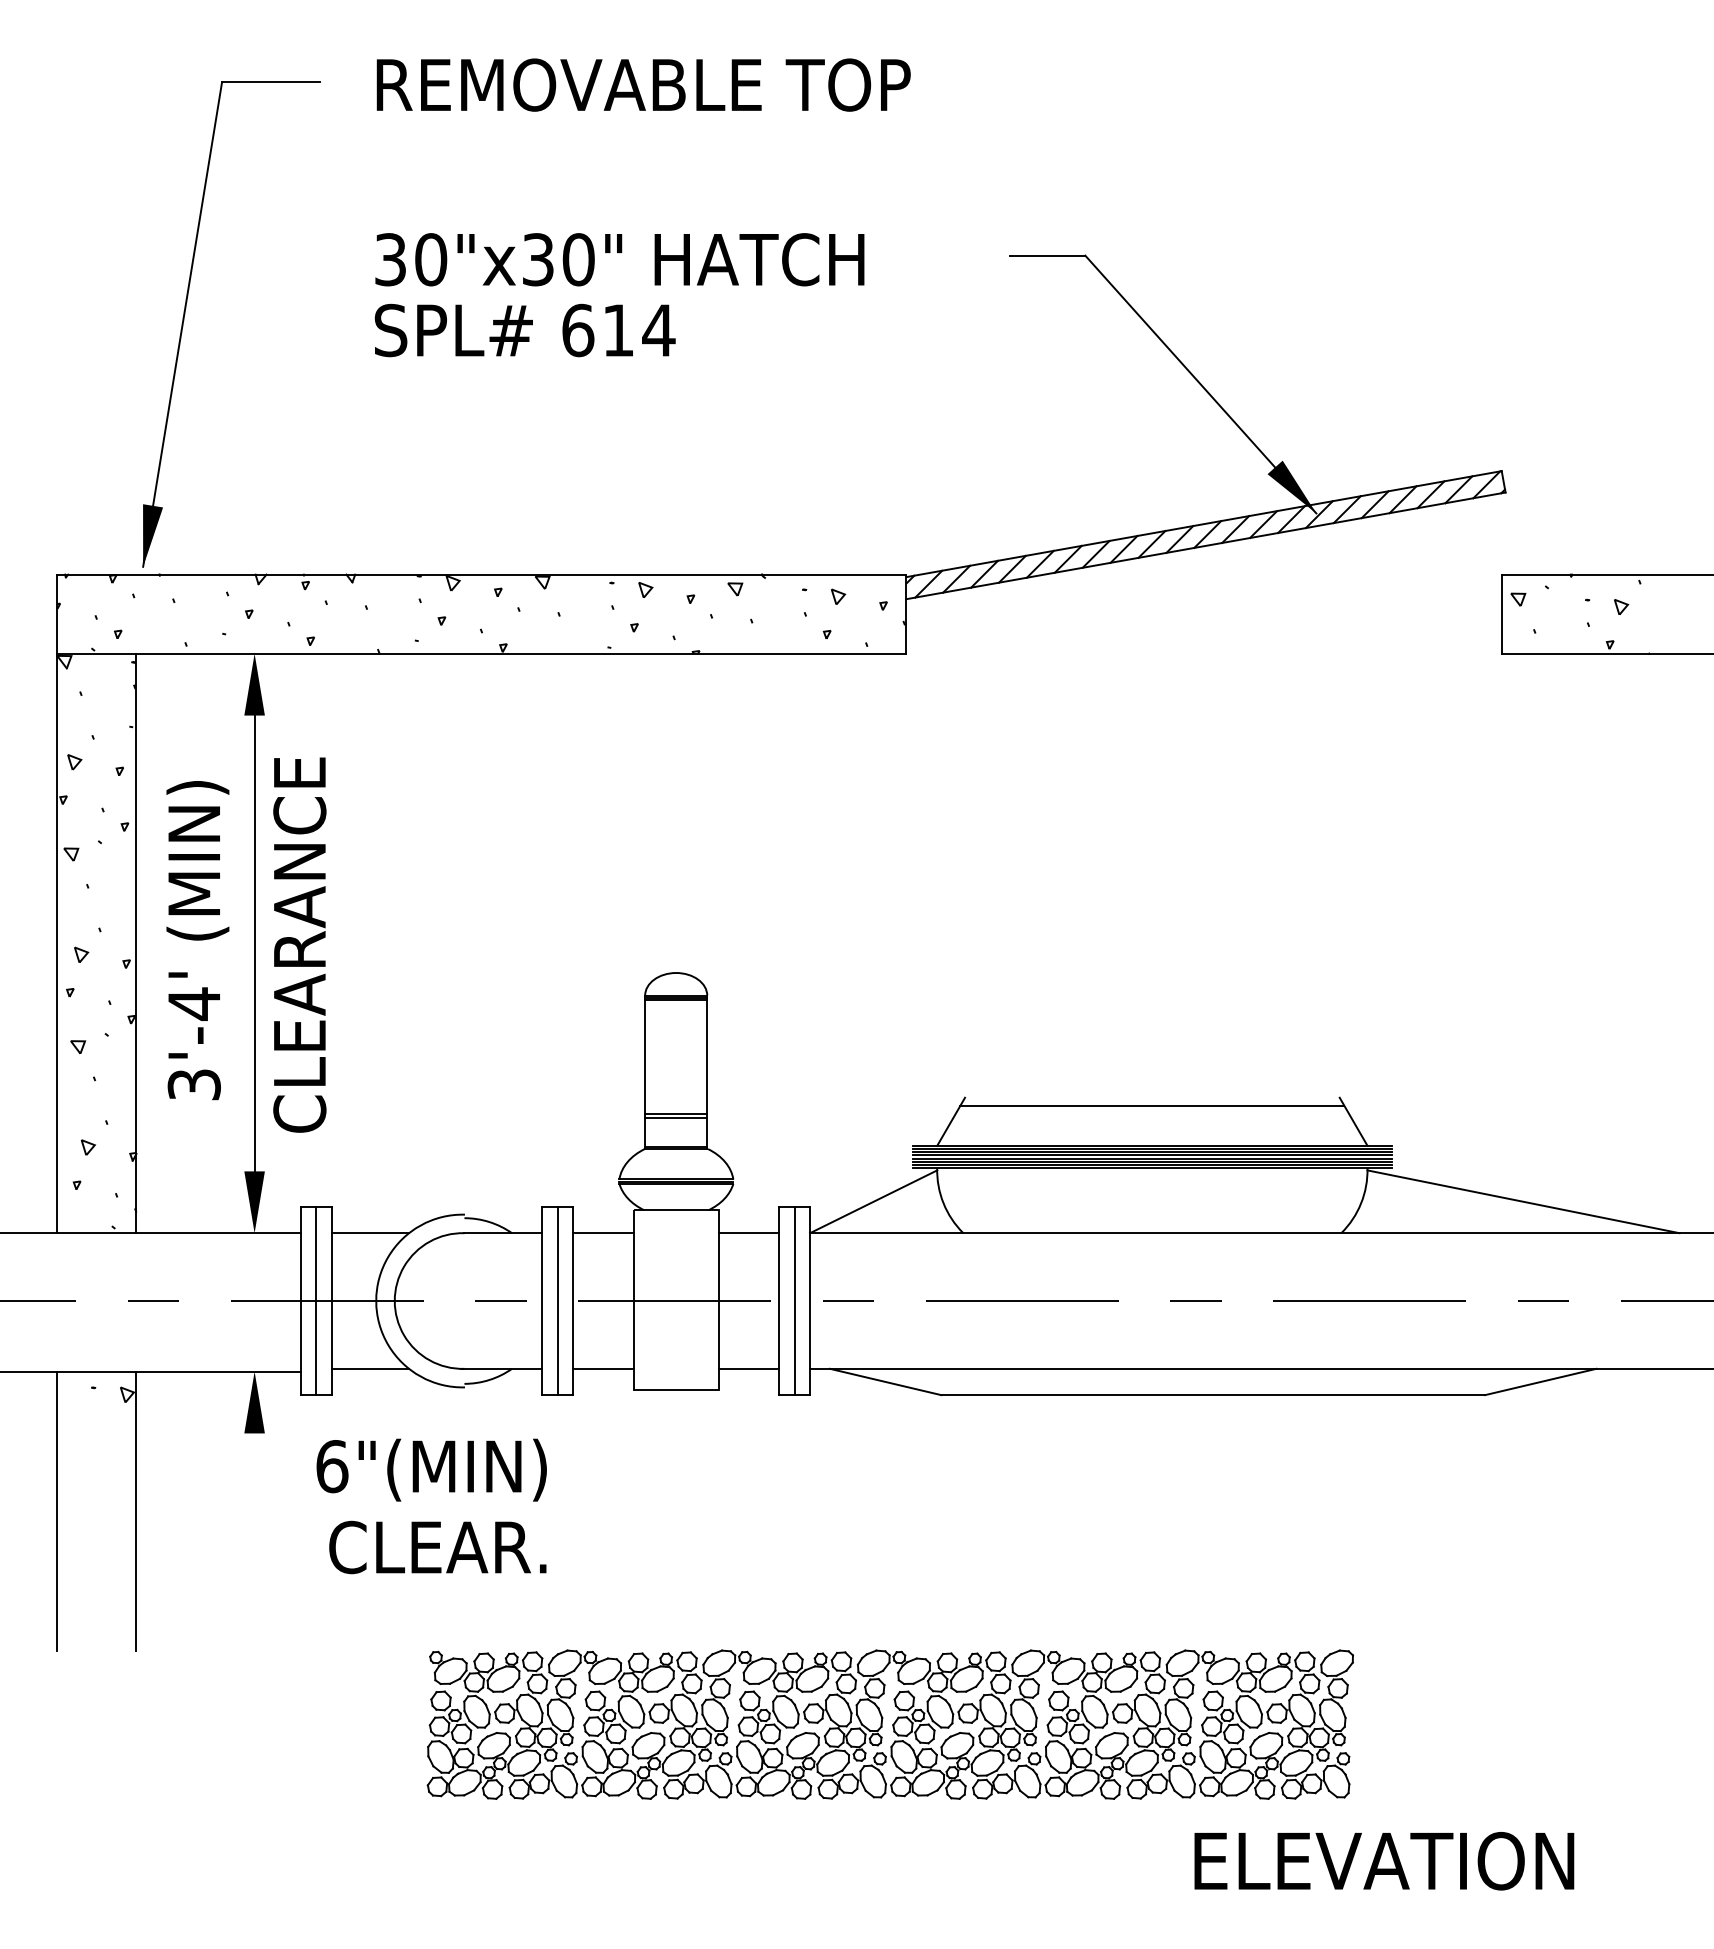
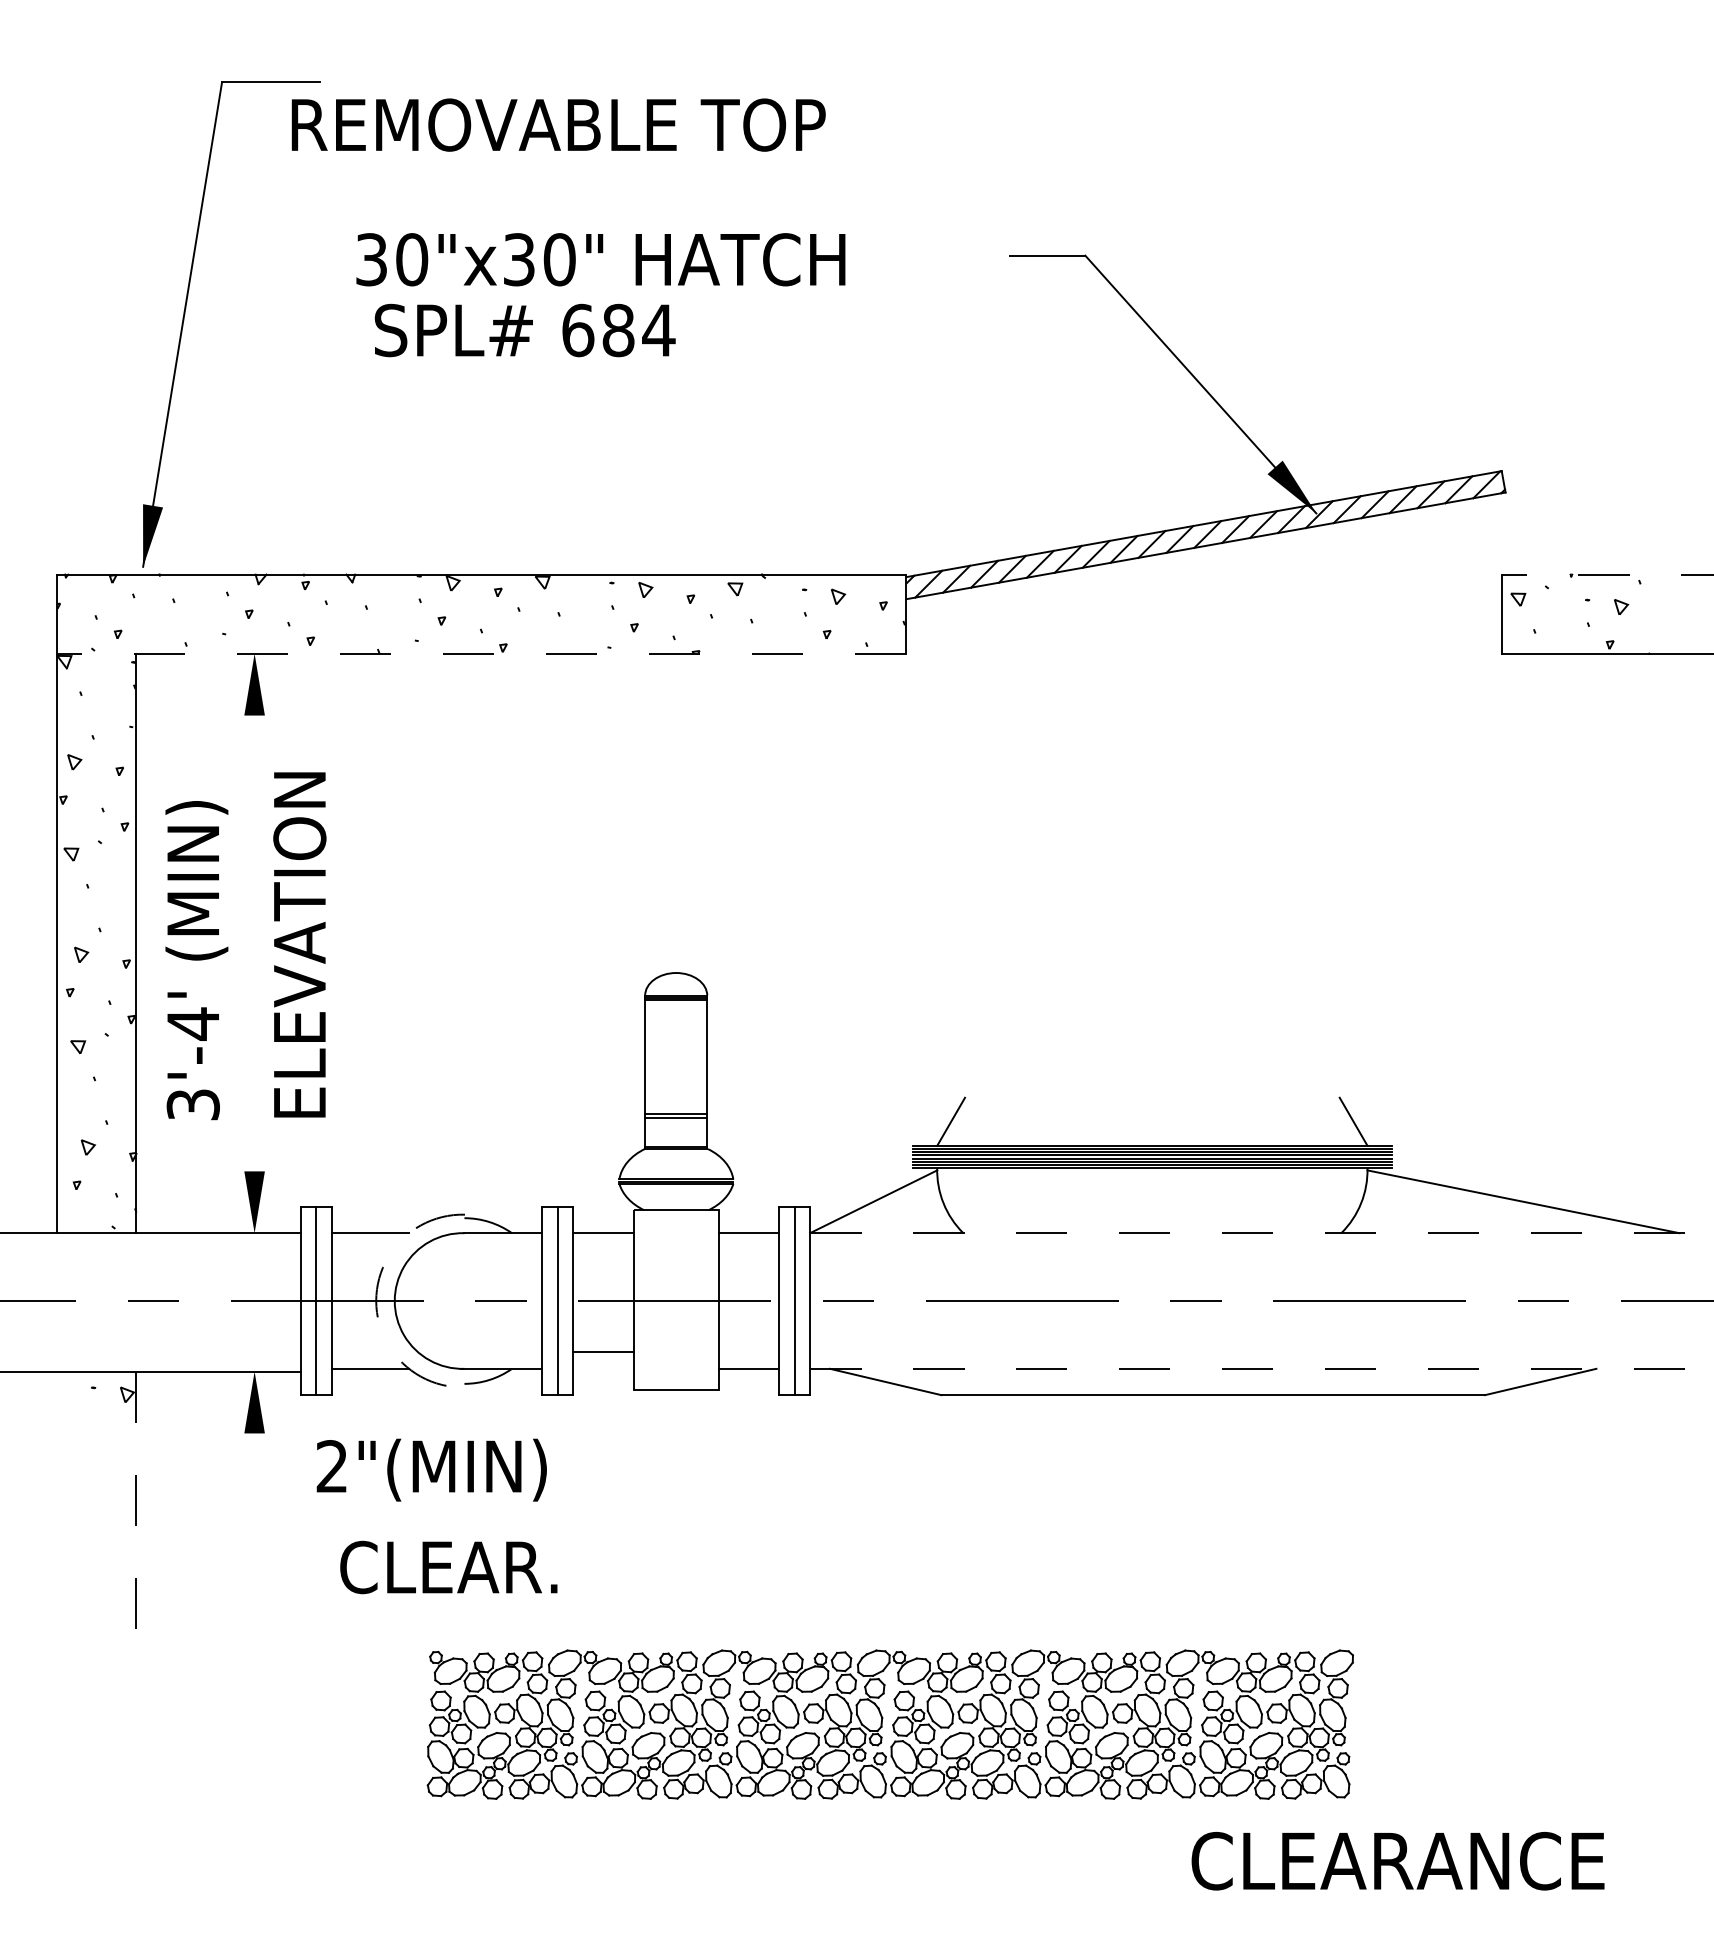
text position: (643, 84) -> (558, 124) (558, 124)
text position: (619, 259) -> (600, 259) (600, 259)
text: 614 -> 684 (618, 330)
line: solid -> dashed (1607, 574)
line: solid -> dashed (481, 653)
text position: (197, 940) -> (196, 960) (196, 960)
line: present -> none (254, 943)
text: CLEARANCE -> ELEVATION (299, 944)
line: present -> none (1152, 1105)
line: solid -> dashed (1261, 1233)
arc: solid -> dashed (376, 1301)
line position: (603, 1368) -> (603, 1351) (603, 1351)
line: solid -> dashed (1261, 1368)
text: 6"(MIN) -> 2"(MIN) (332, 1466)
line: present -> none (57, 1510)
line: solid -> dashed (136, 1511)
text position: (437, 1547) -> (448, 1567) (448, 1567)
text: ELEVATION -> CLEARANCE (1397, 1860)
